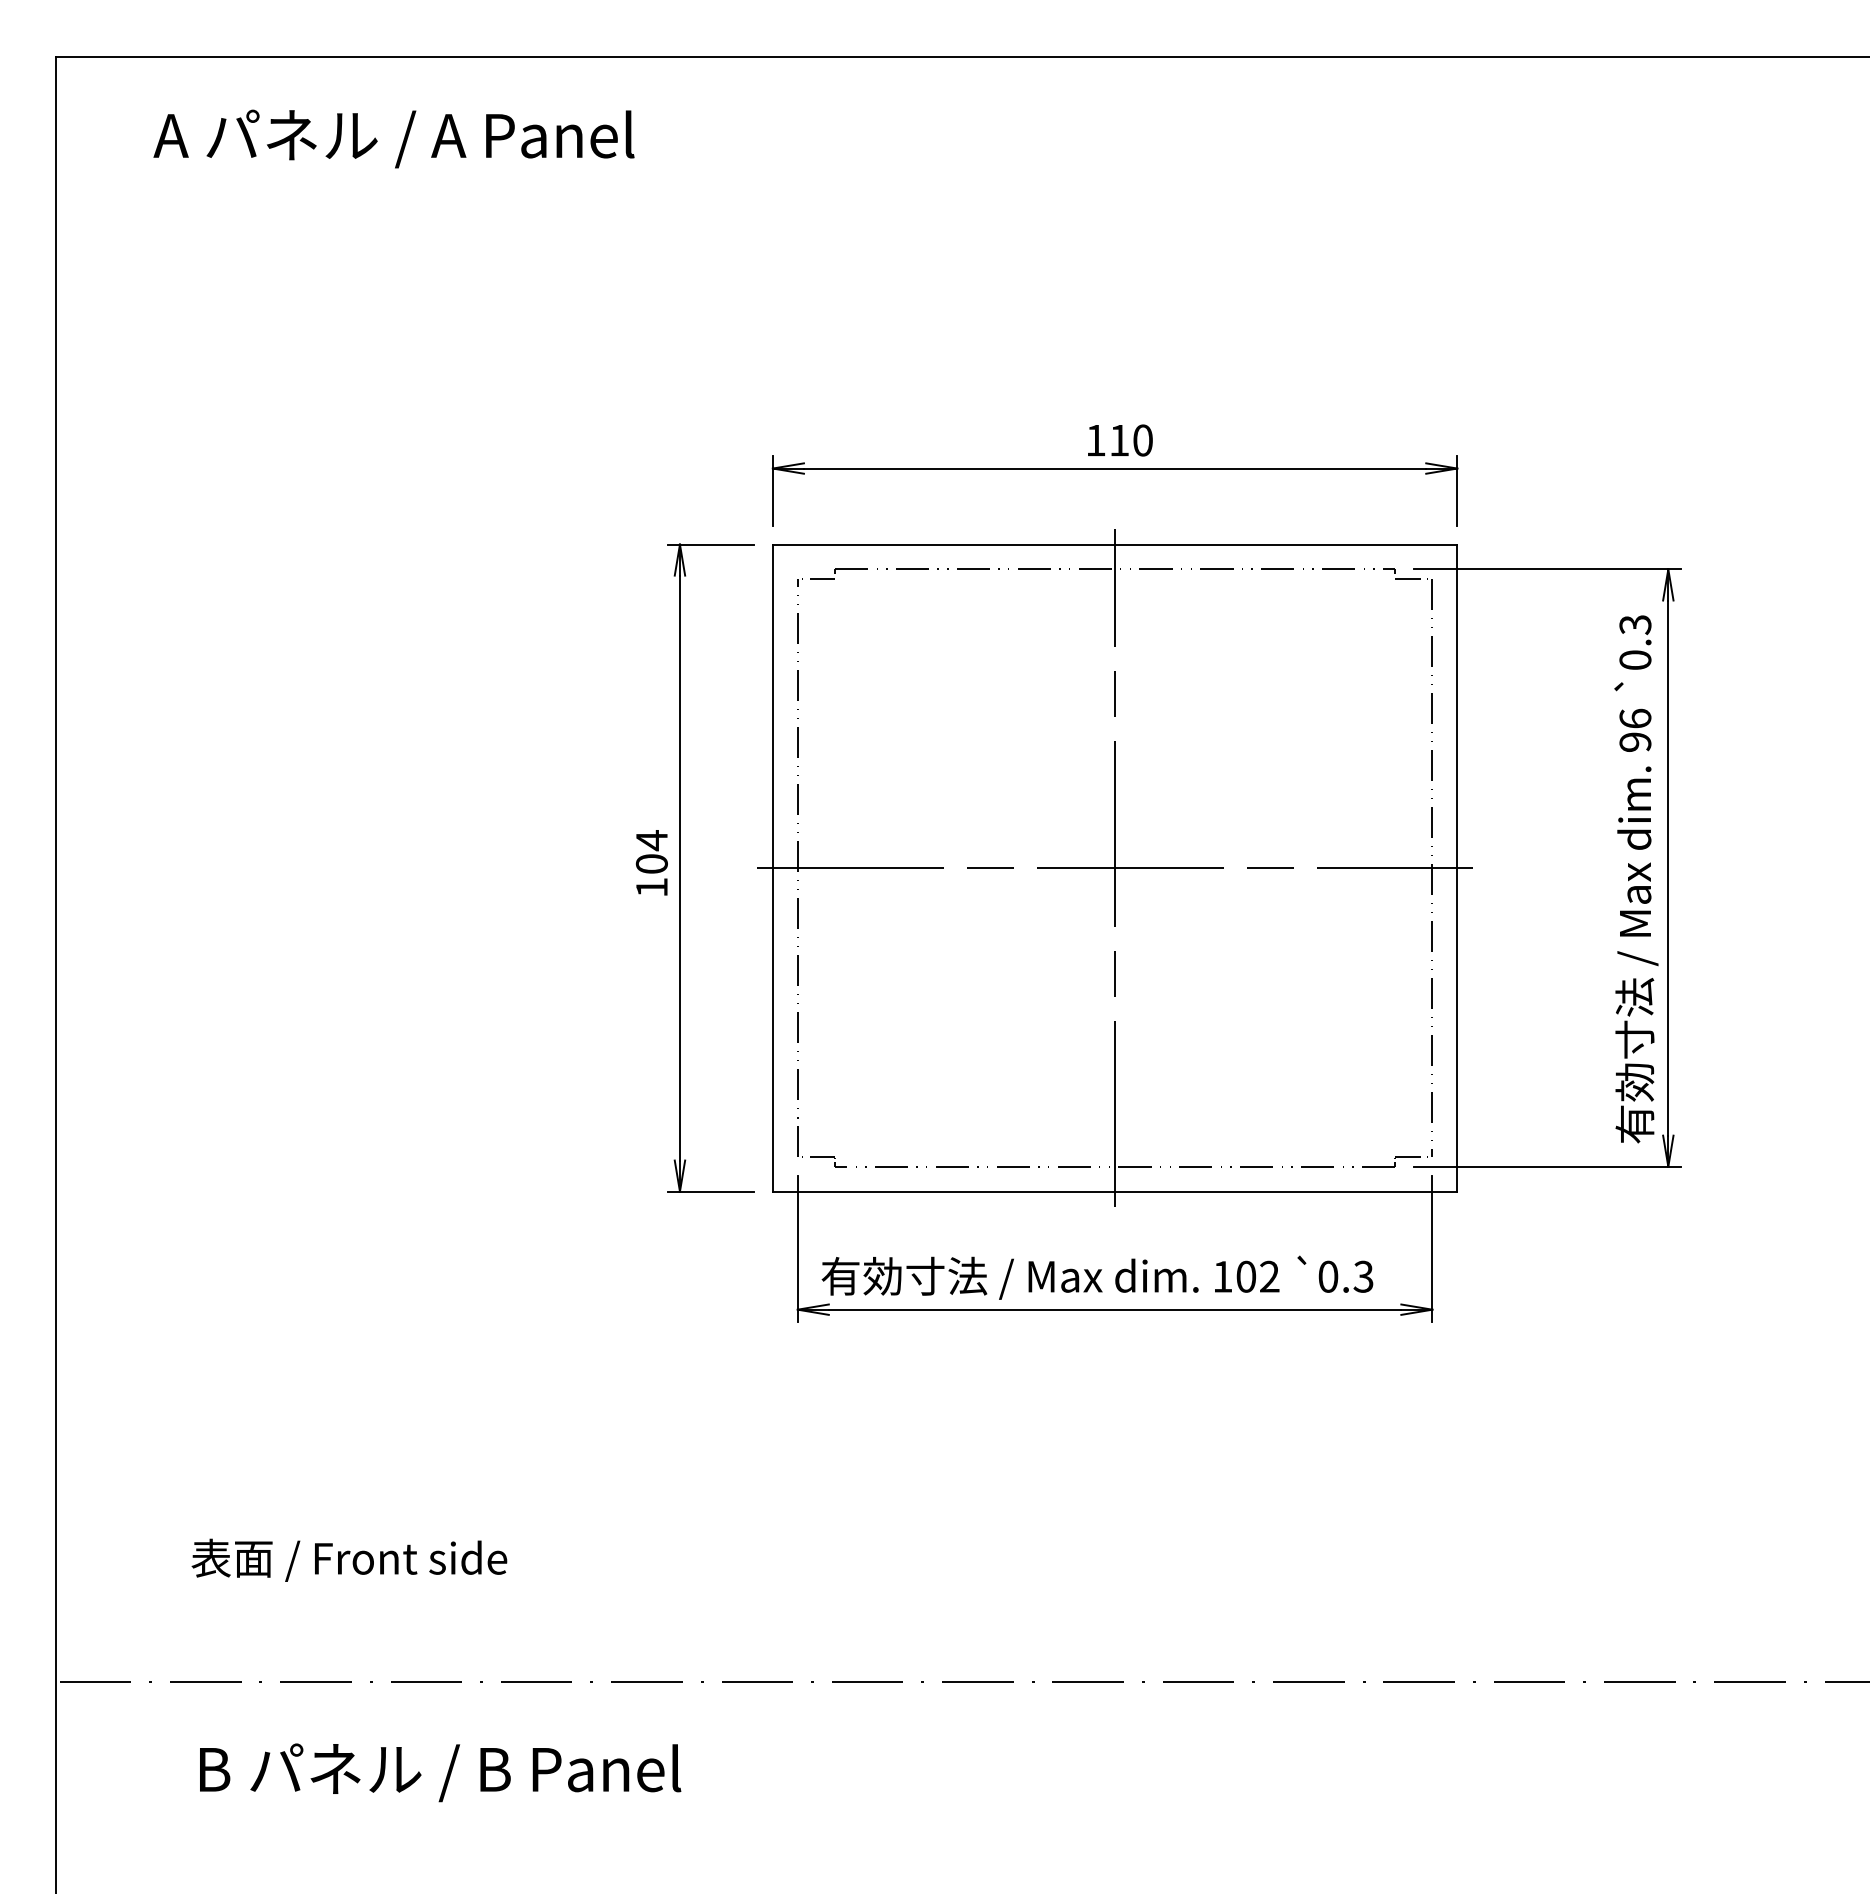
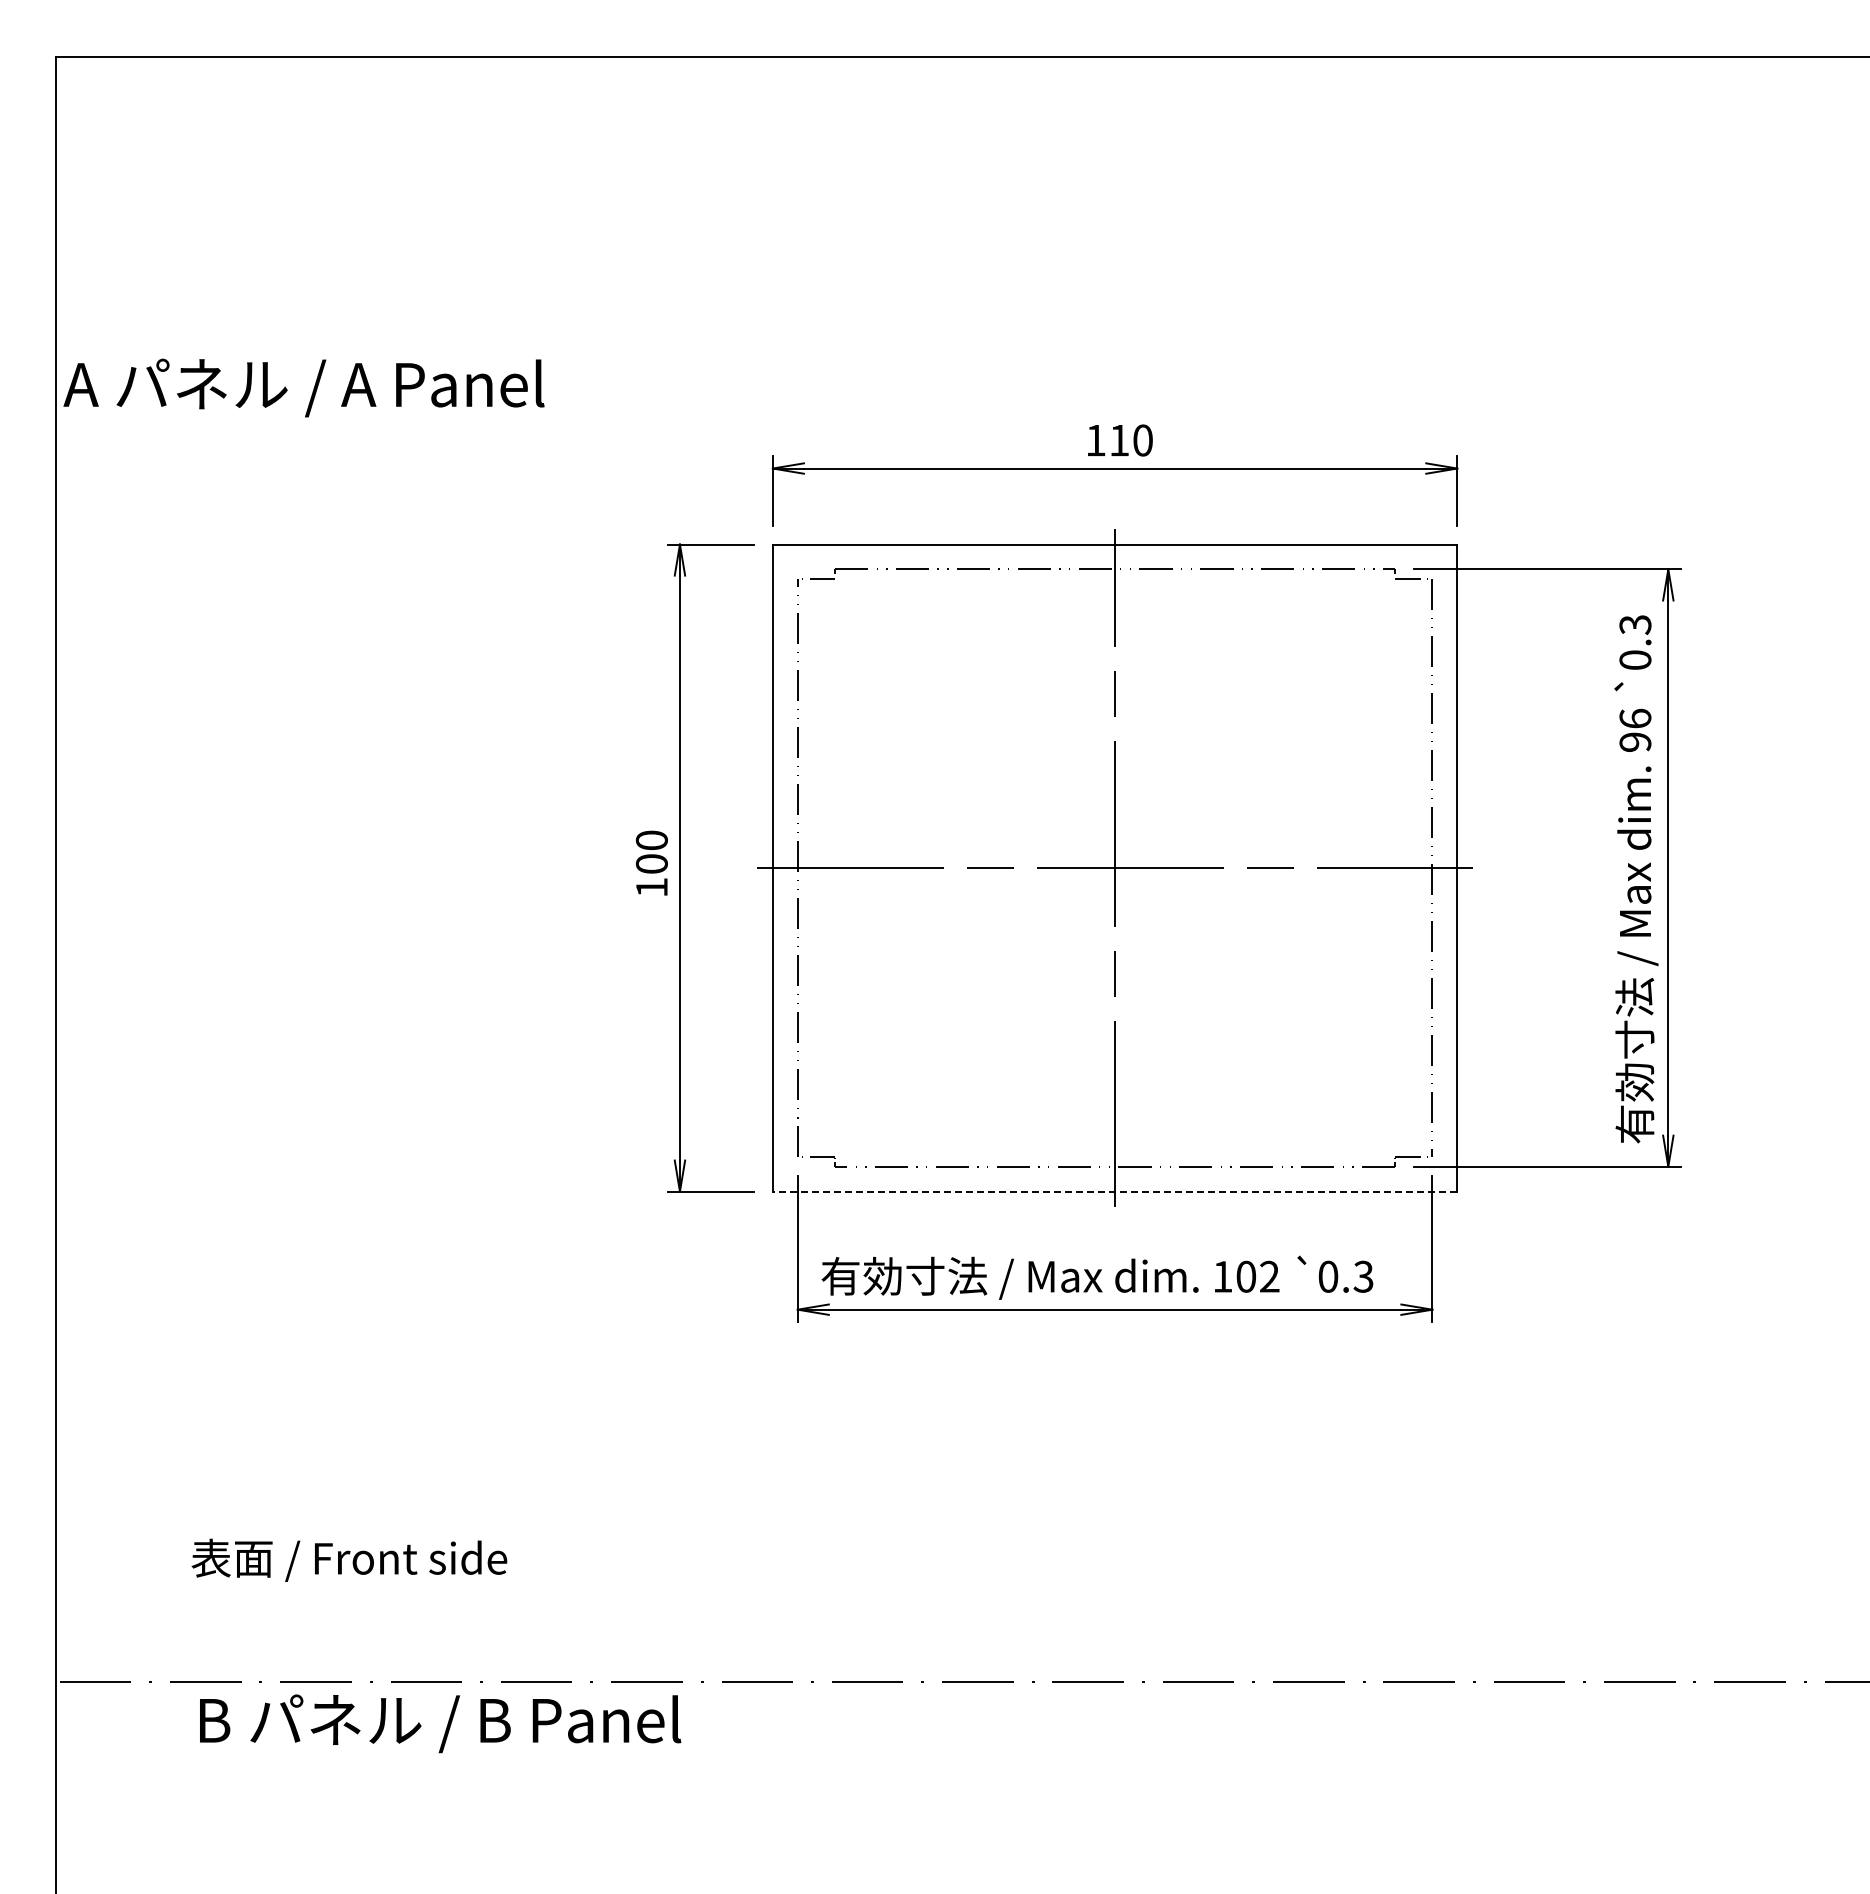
text position: (393, 138) -> (303, 387) (303, 387)
text: 104 -> 100 (651, 840)
line: solid -> dashed (1114, 1191)
text position: (440, 1772) -> (440, 1723) (440, 1723)
